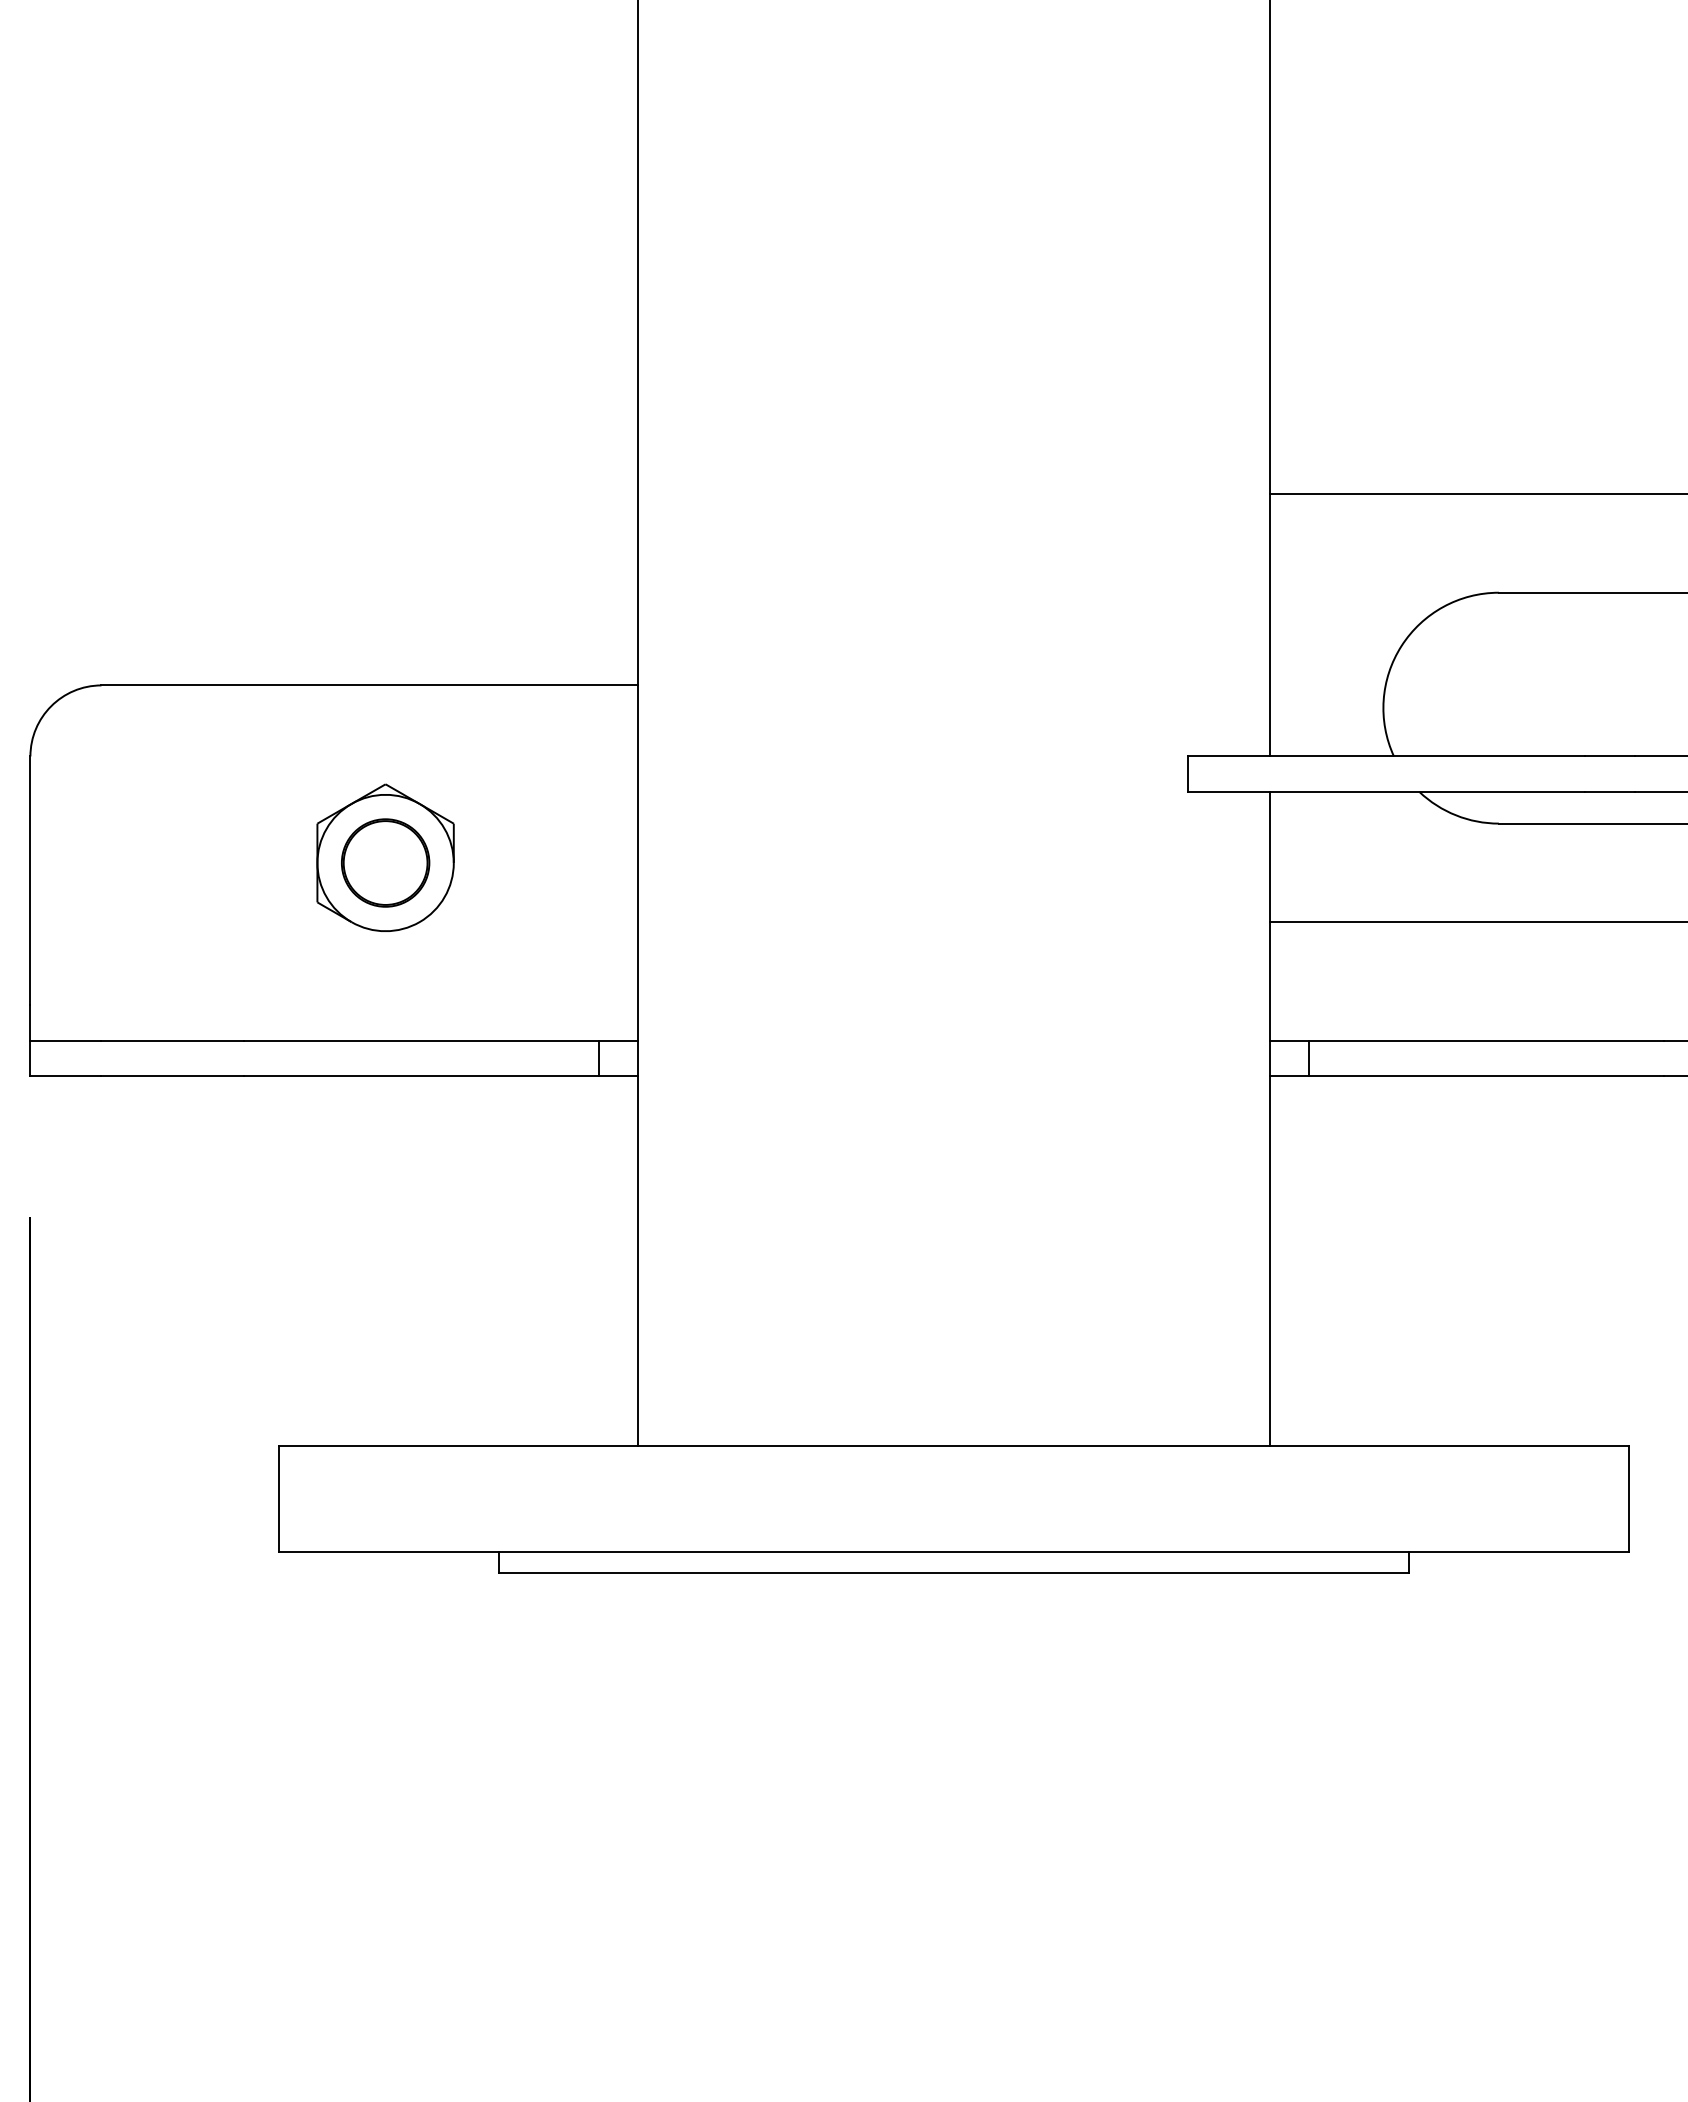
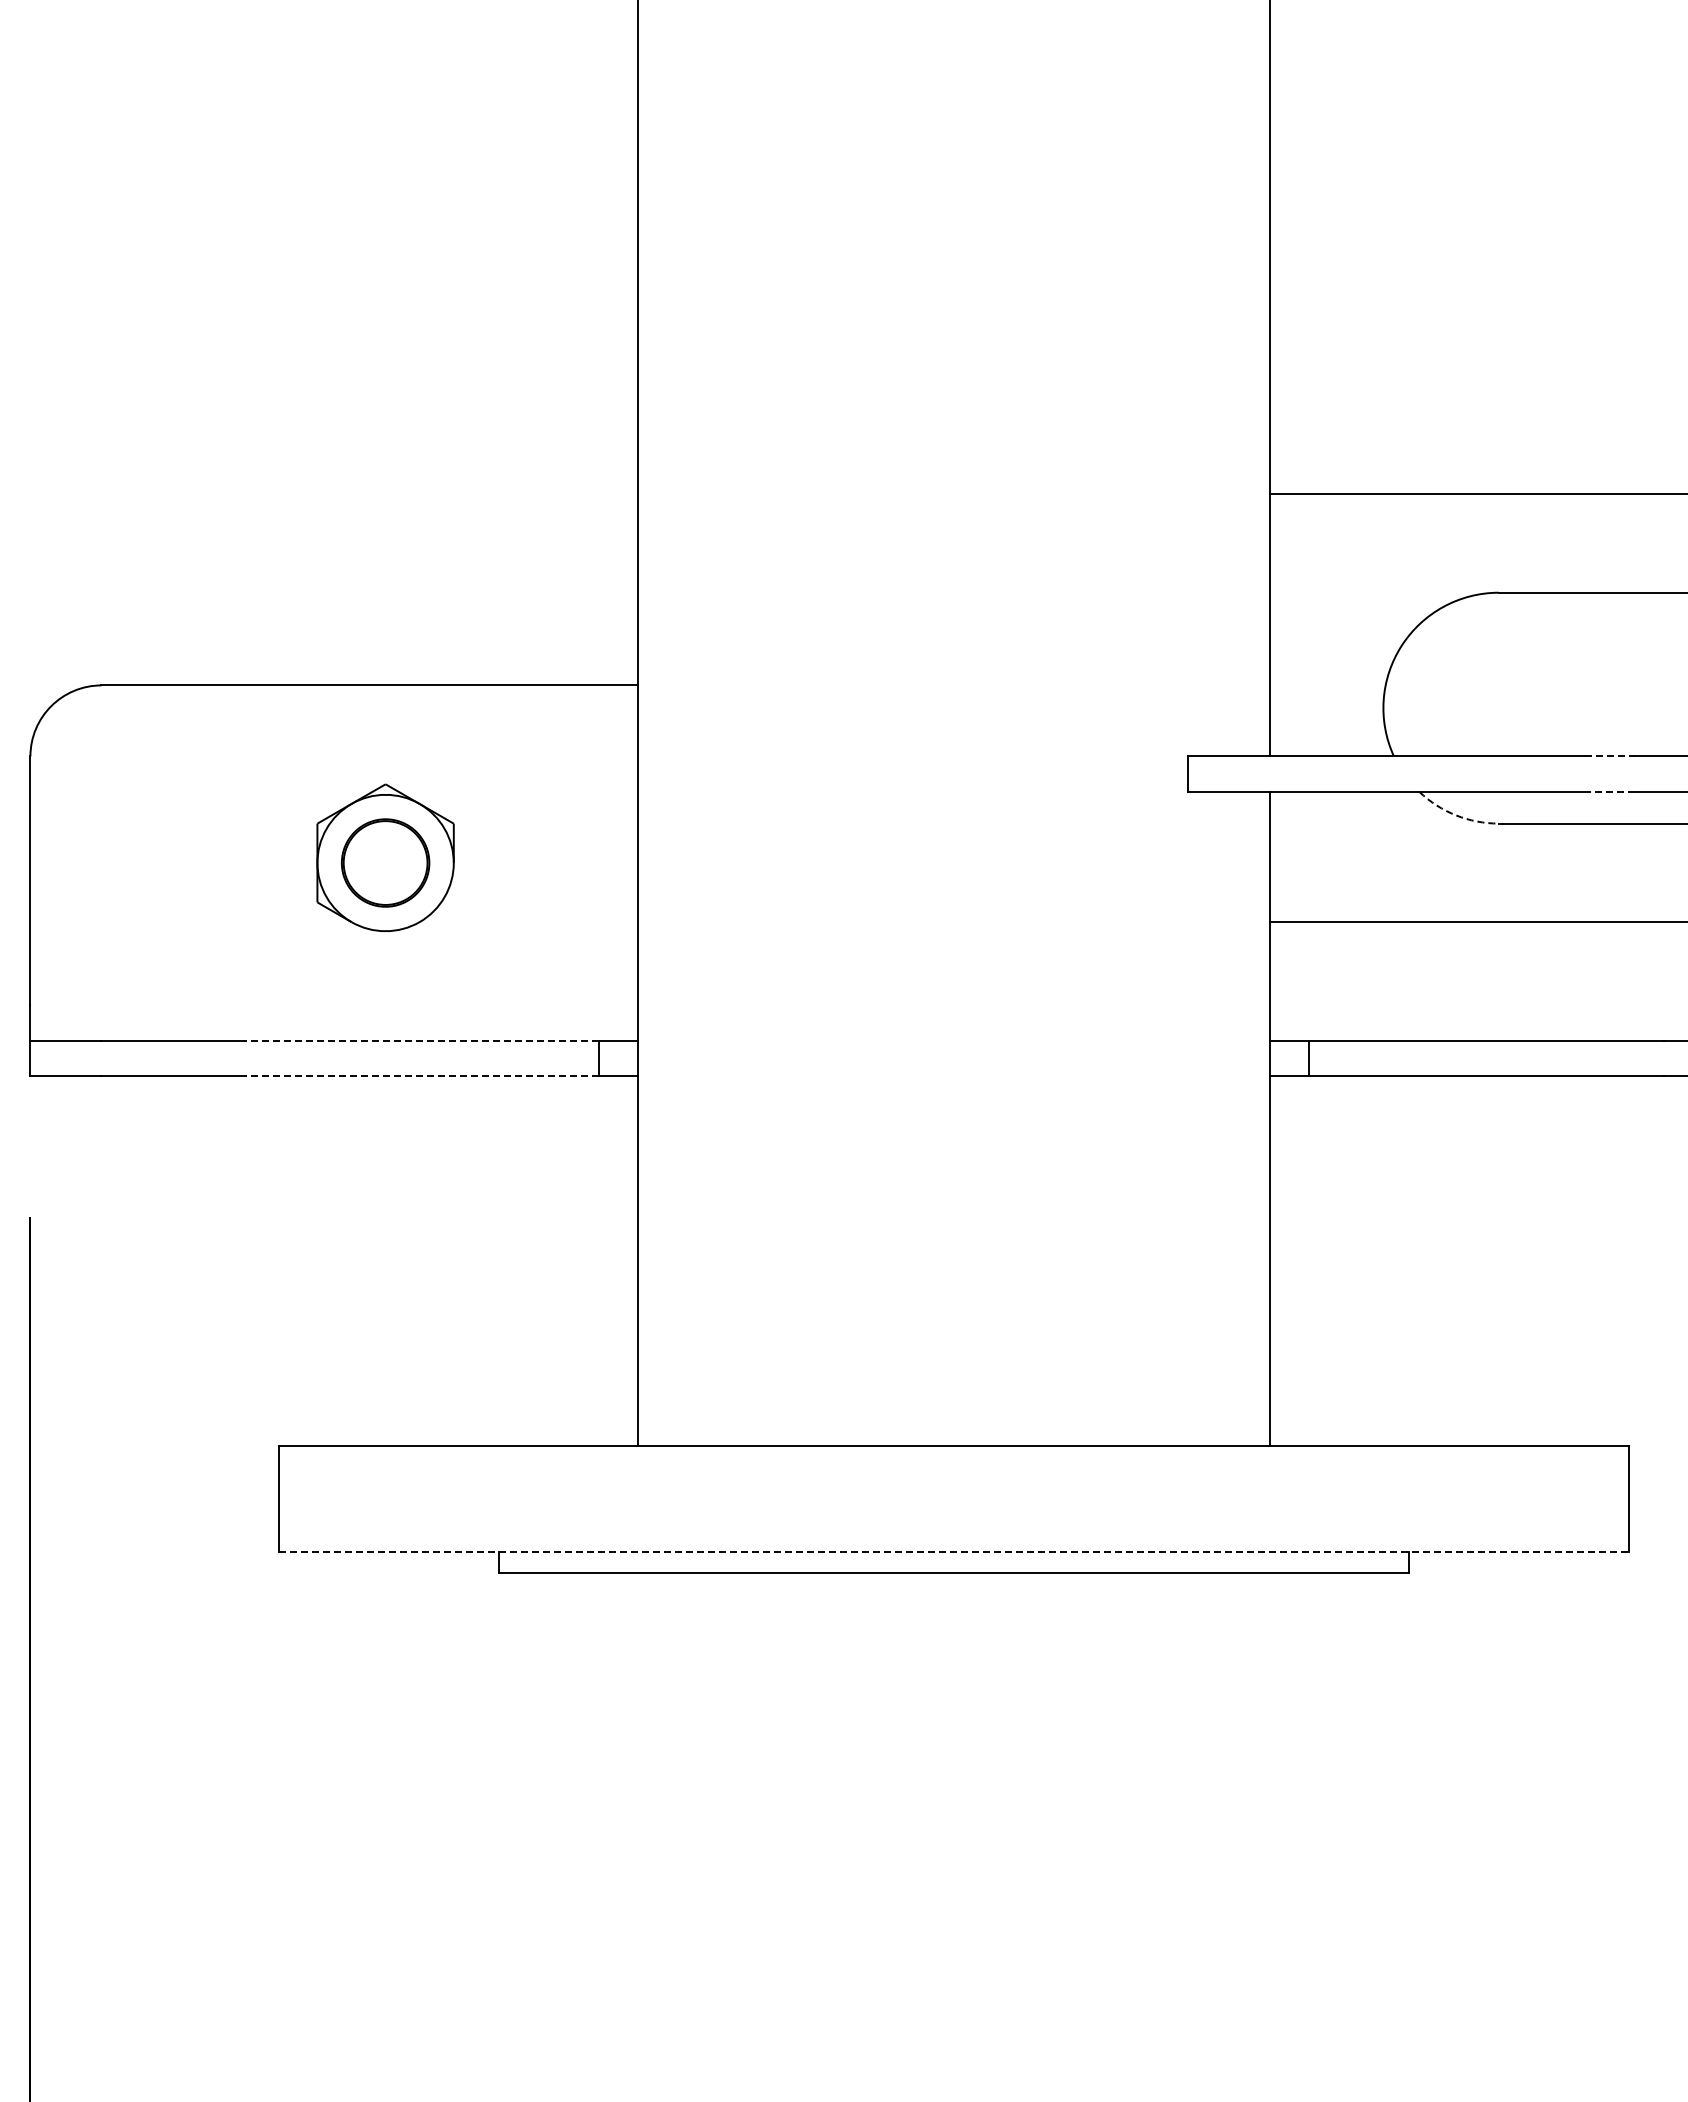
line: solid -> dashed (1610, 756)
line: solid -> dashed (1609, 792)
arc: solid -> dashed (1456, 815)
line: solid -> dashed (421, 1040)
line: solid -> dashed (421, 1076)
line: solid -> dashed (953, 1552)
